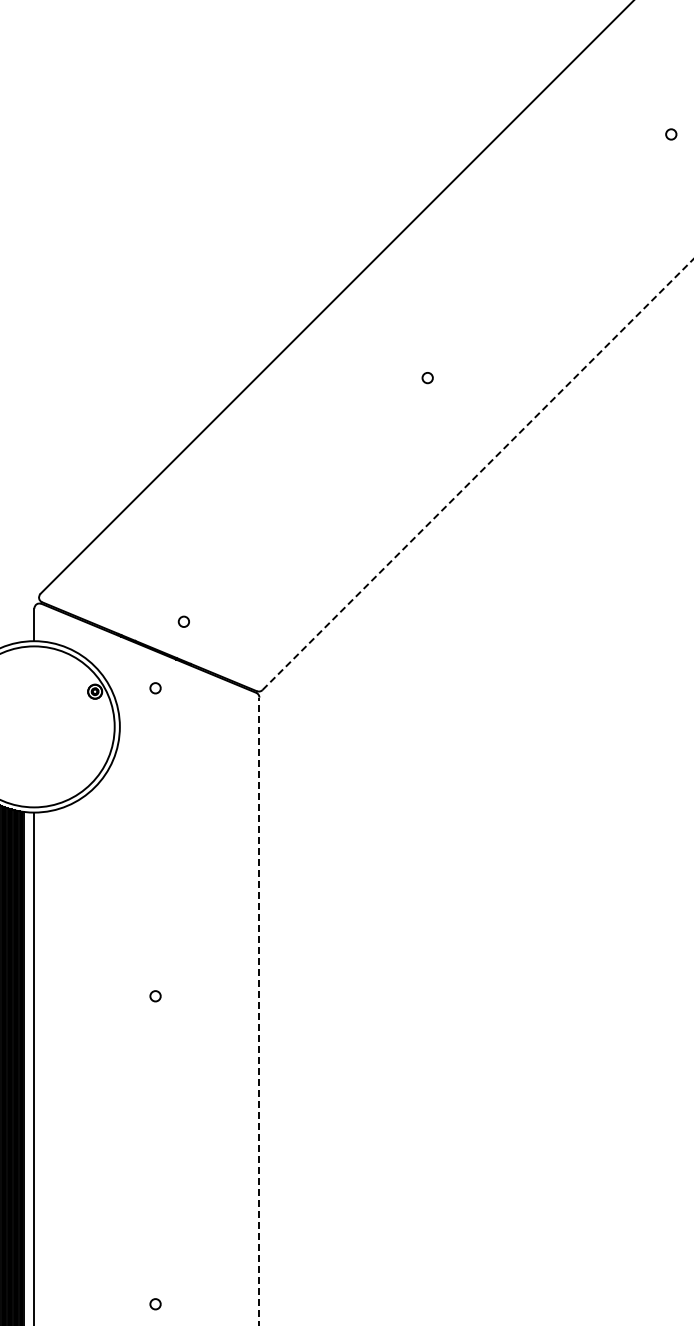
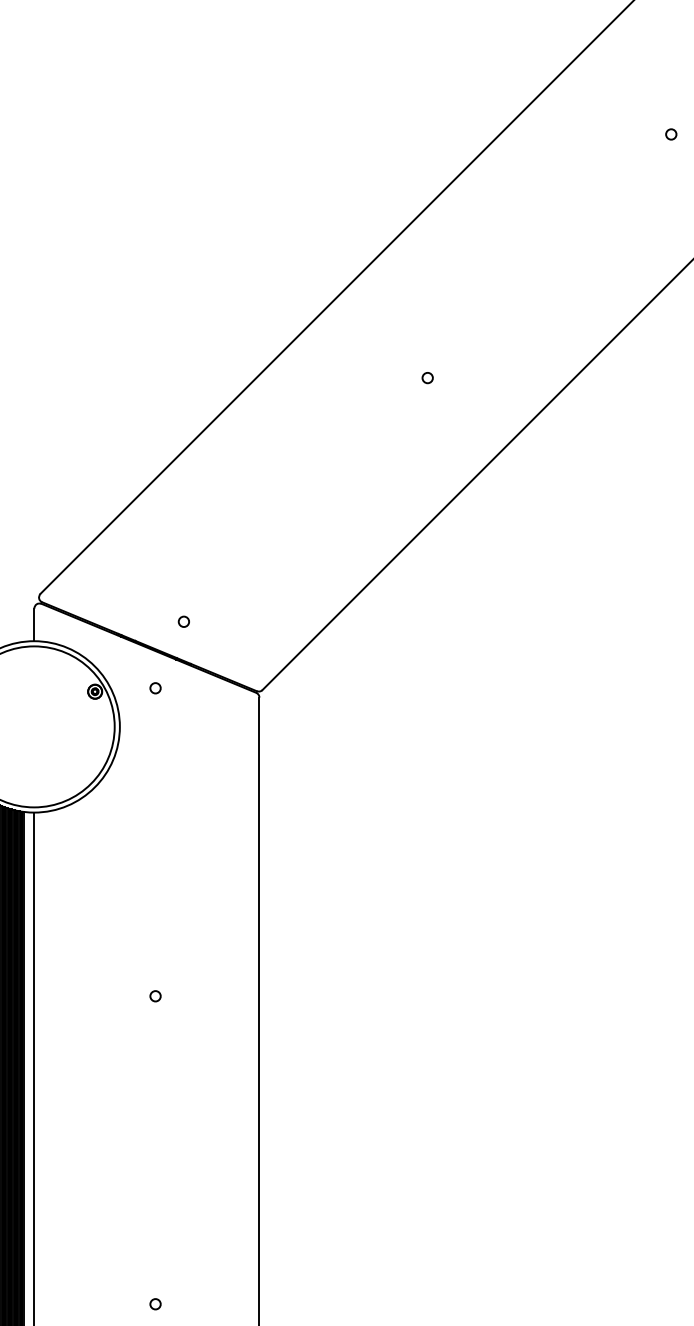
line: dashed -> solid (478, 474)
line: dashed -> solid (259, 1011)
